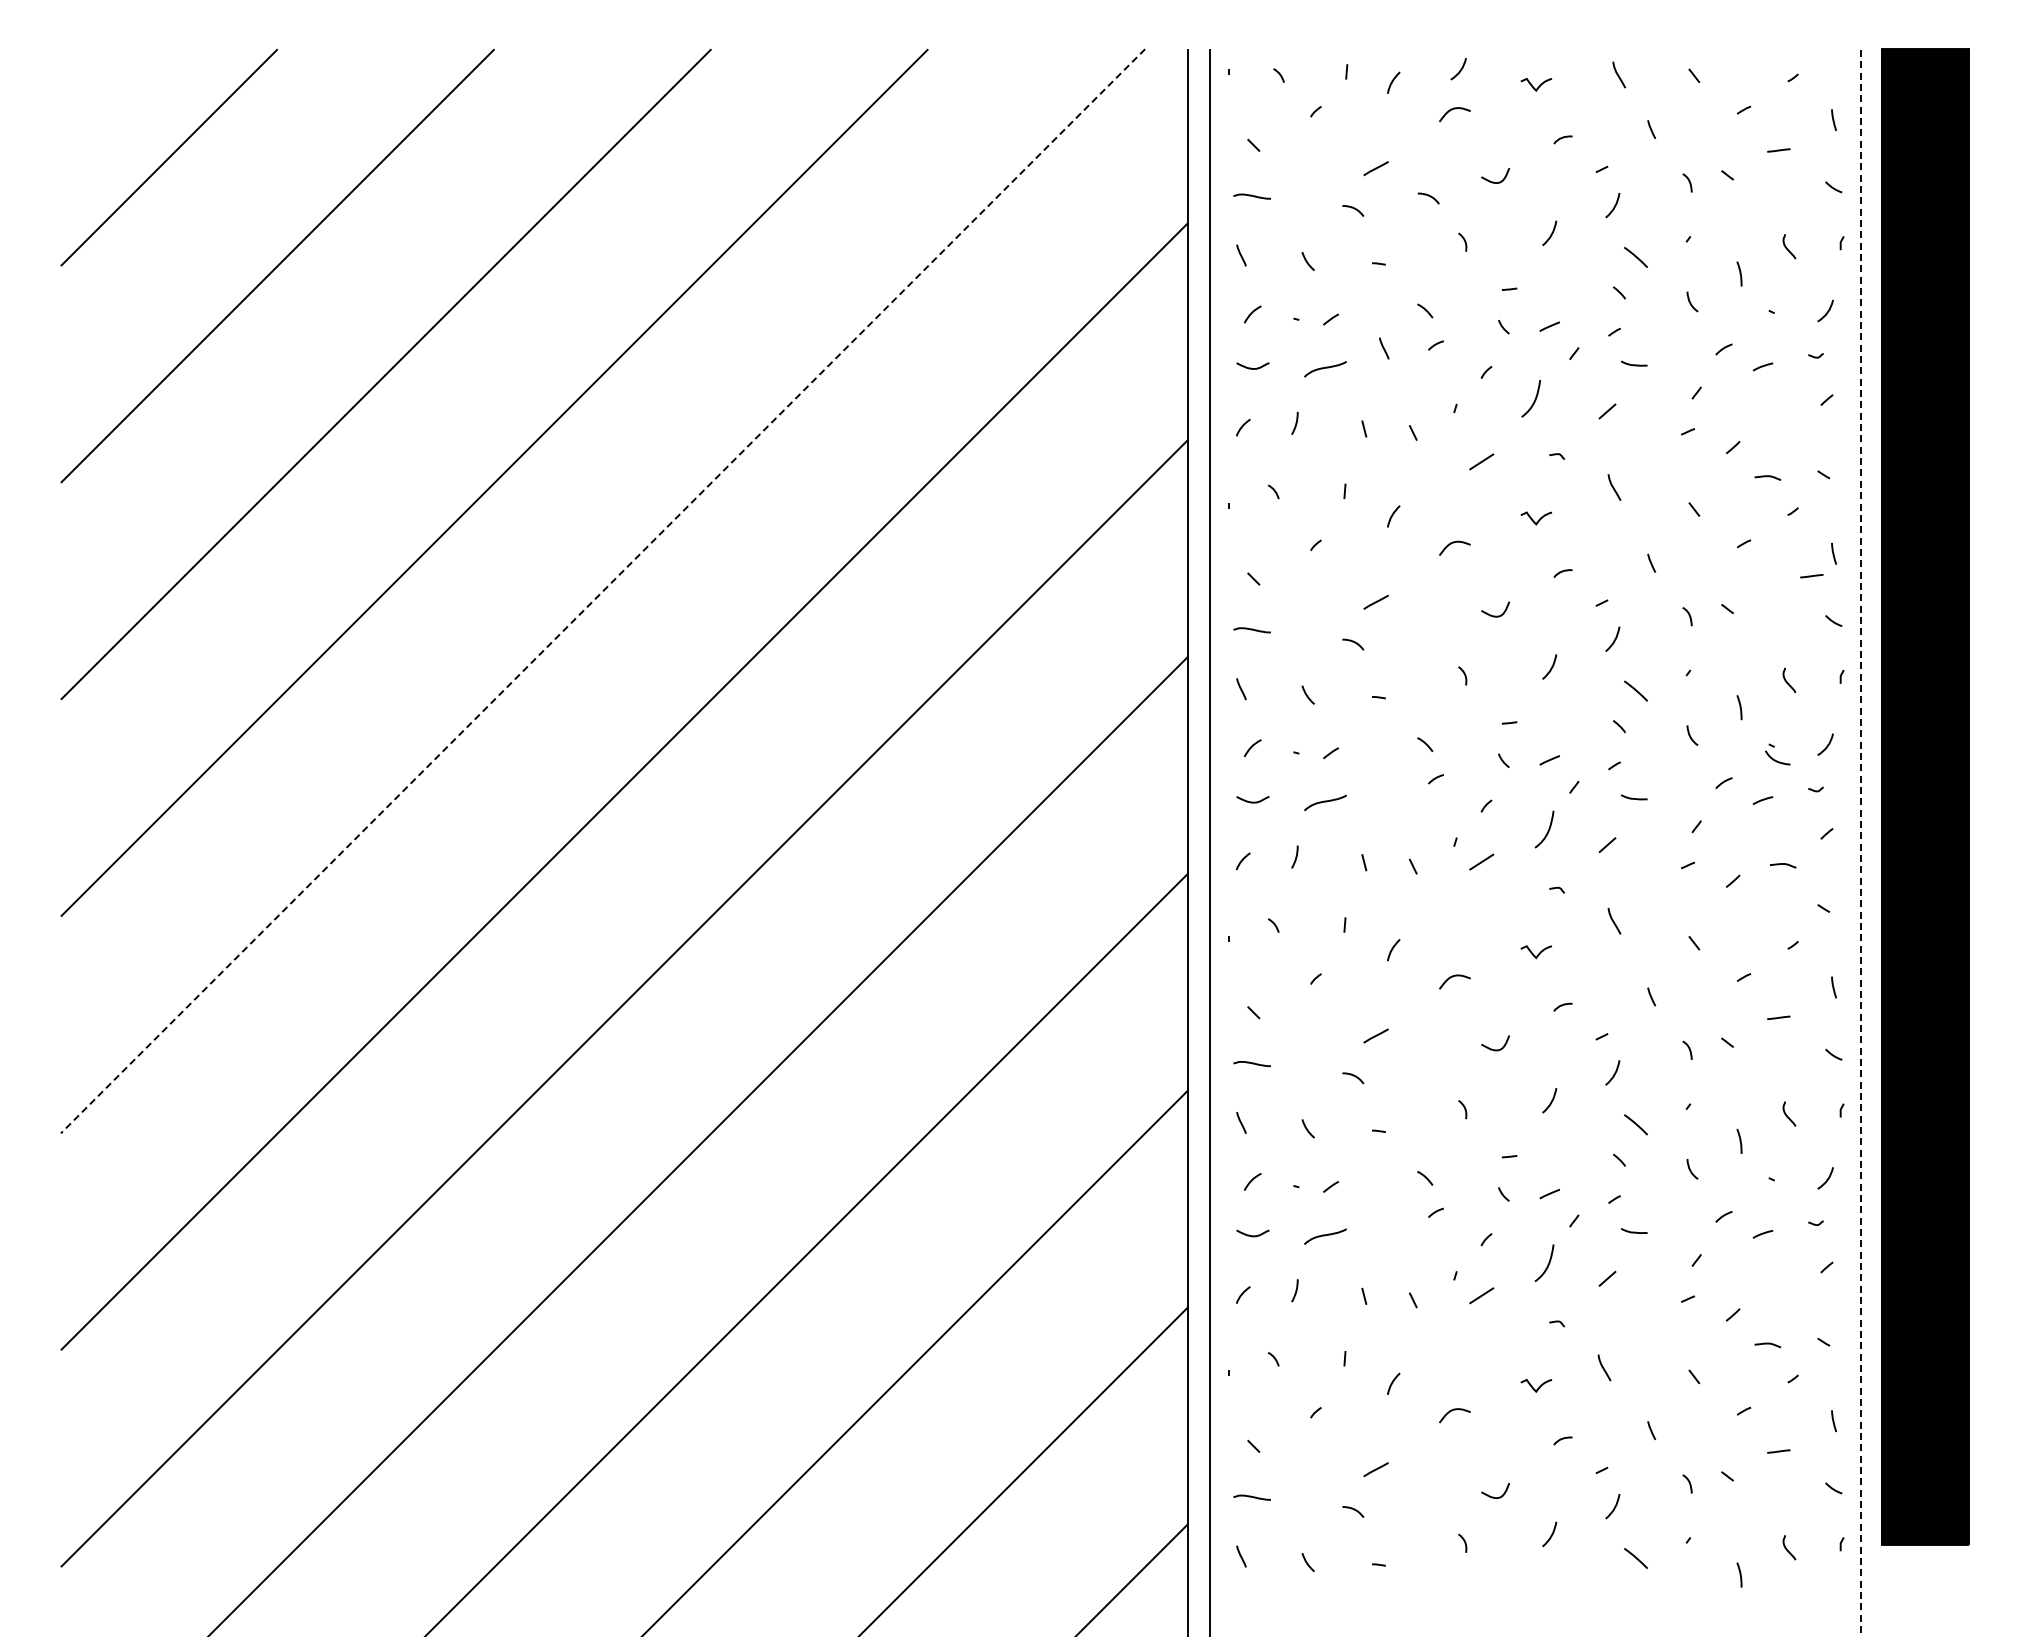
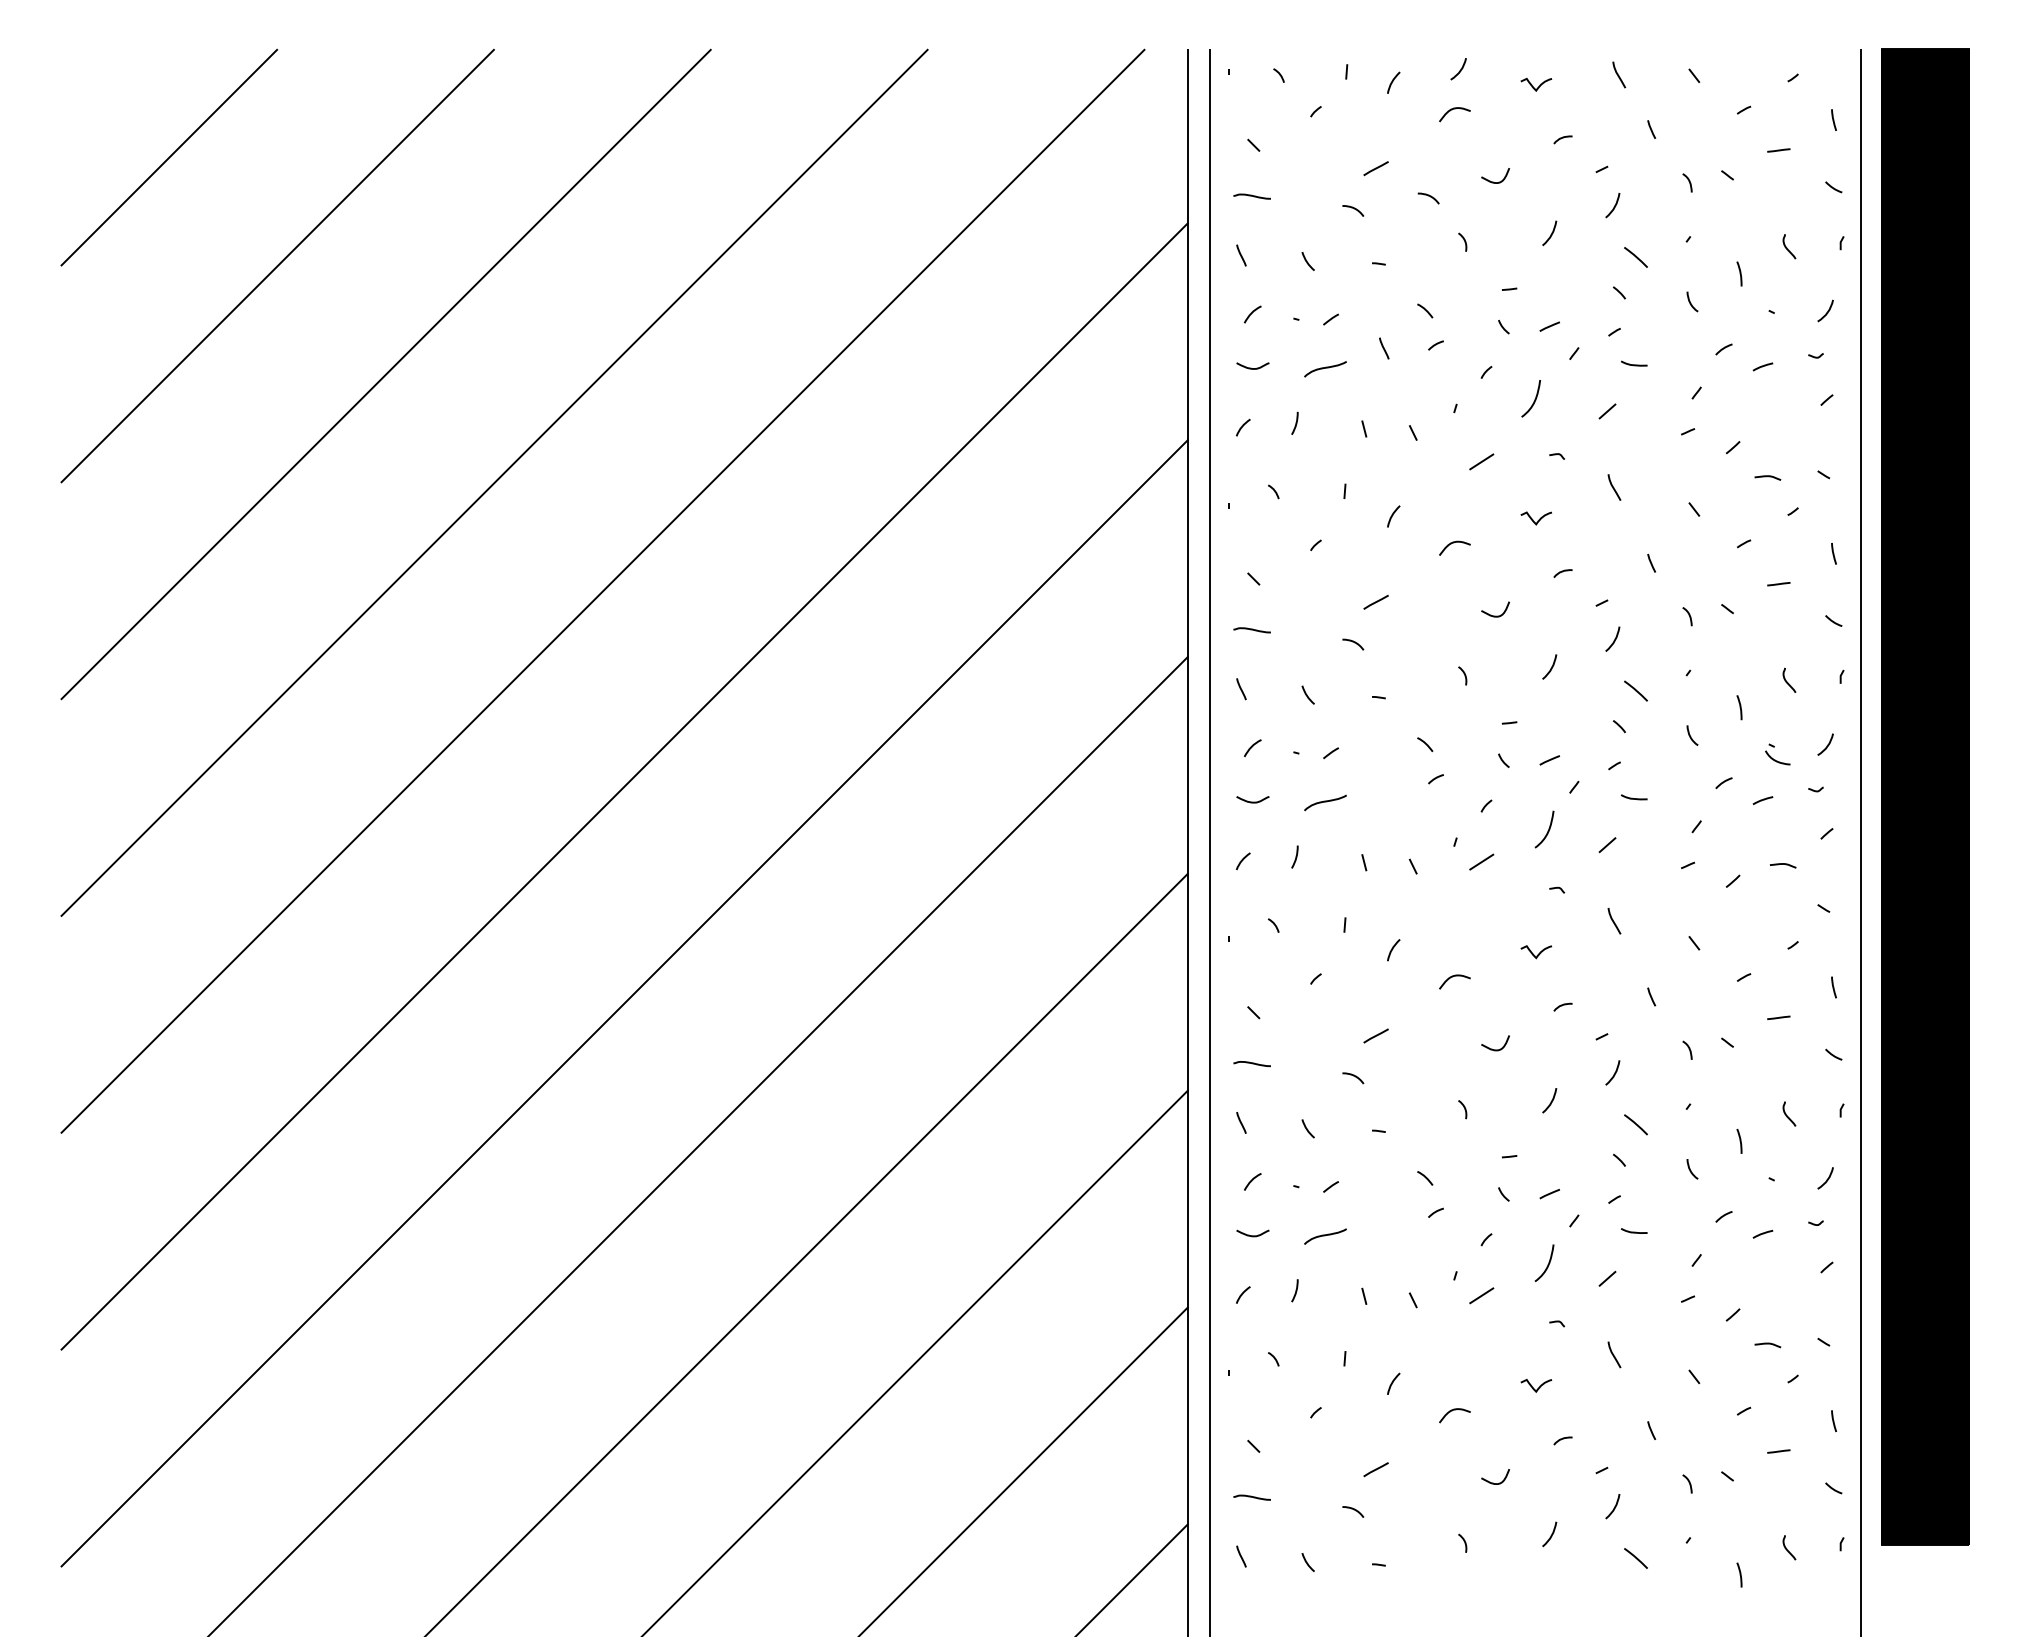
line position: (1811, 576) -> (1778, 584) (1778, 584)
line: dashed -> solid (603, 591)
line: dashed -> solid (1860, 841)
curve position: (1603, 1367) -> (1613, 1354) (1613, 1354)
curve position: (1493, 1496) -> (1493, 1482) (1493, 1482)
